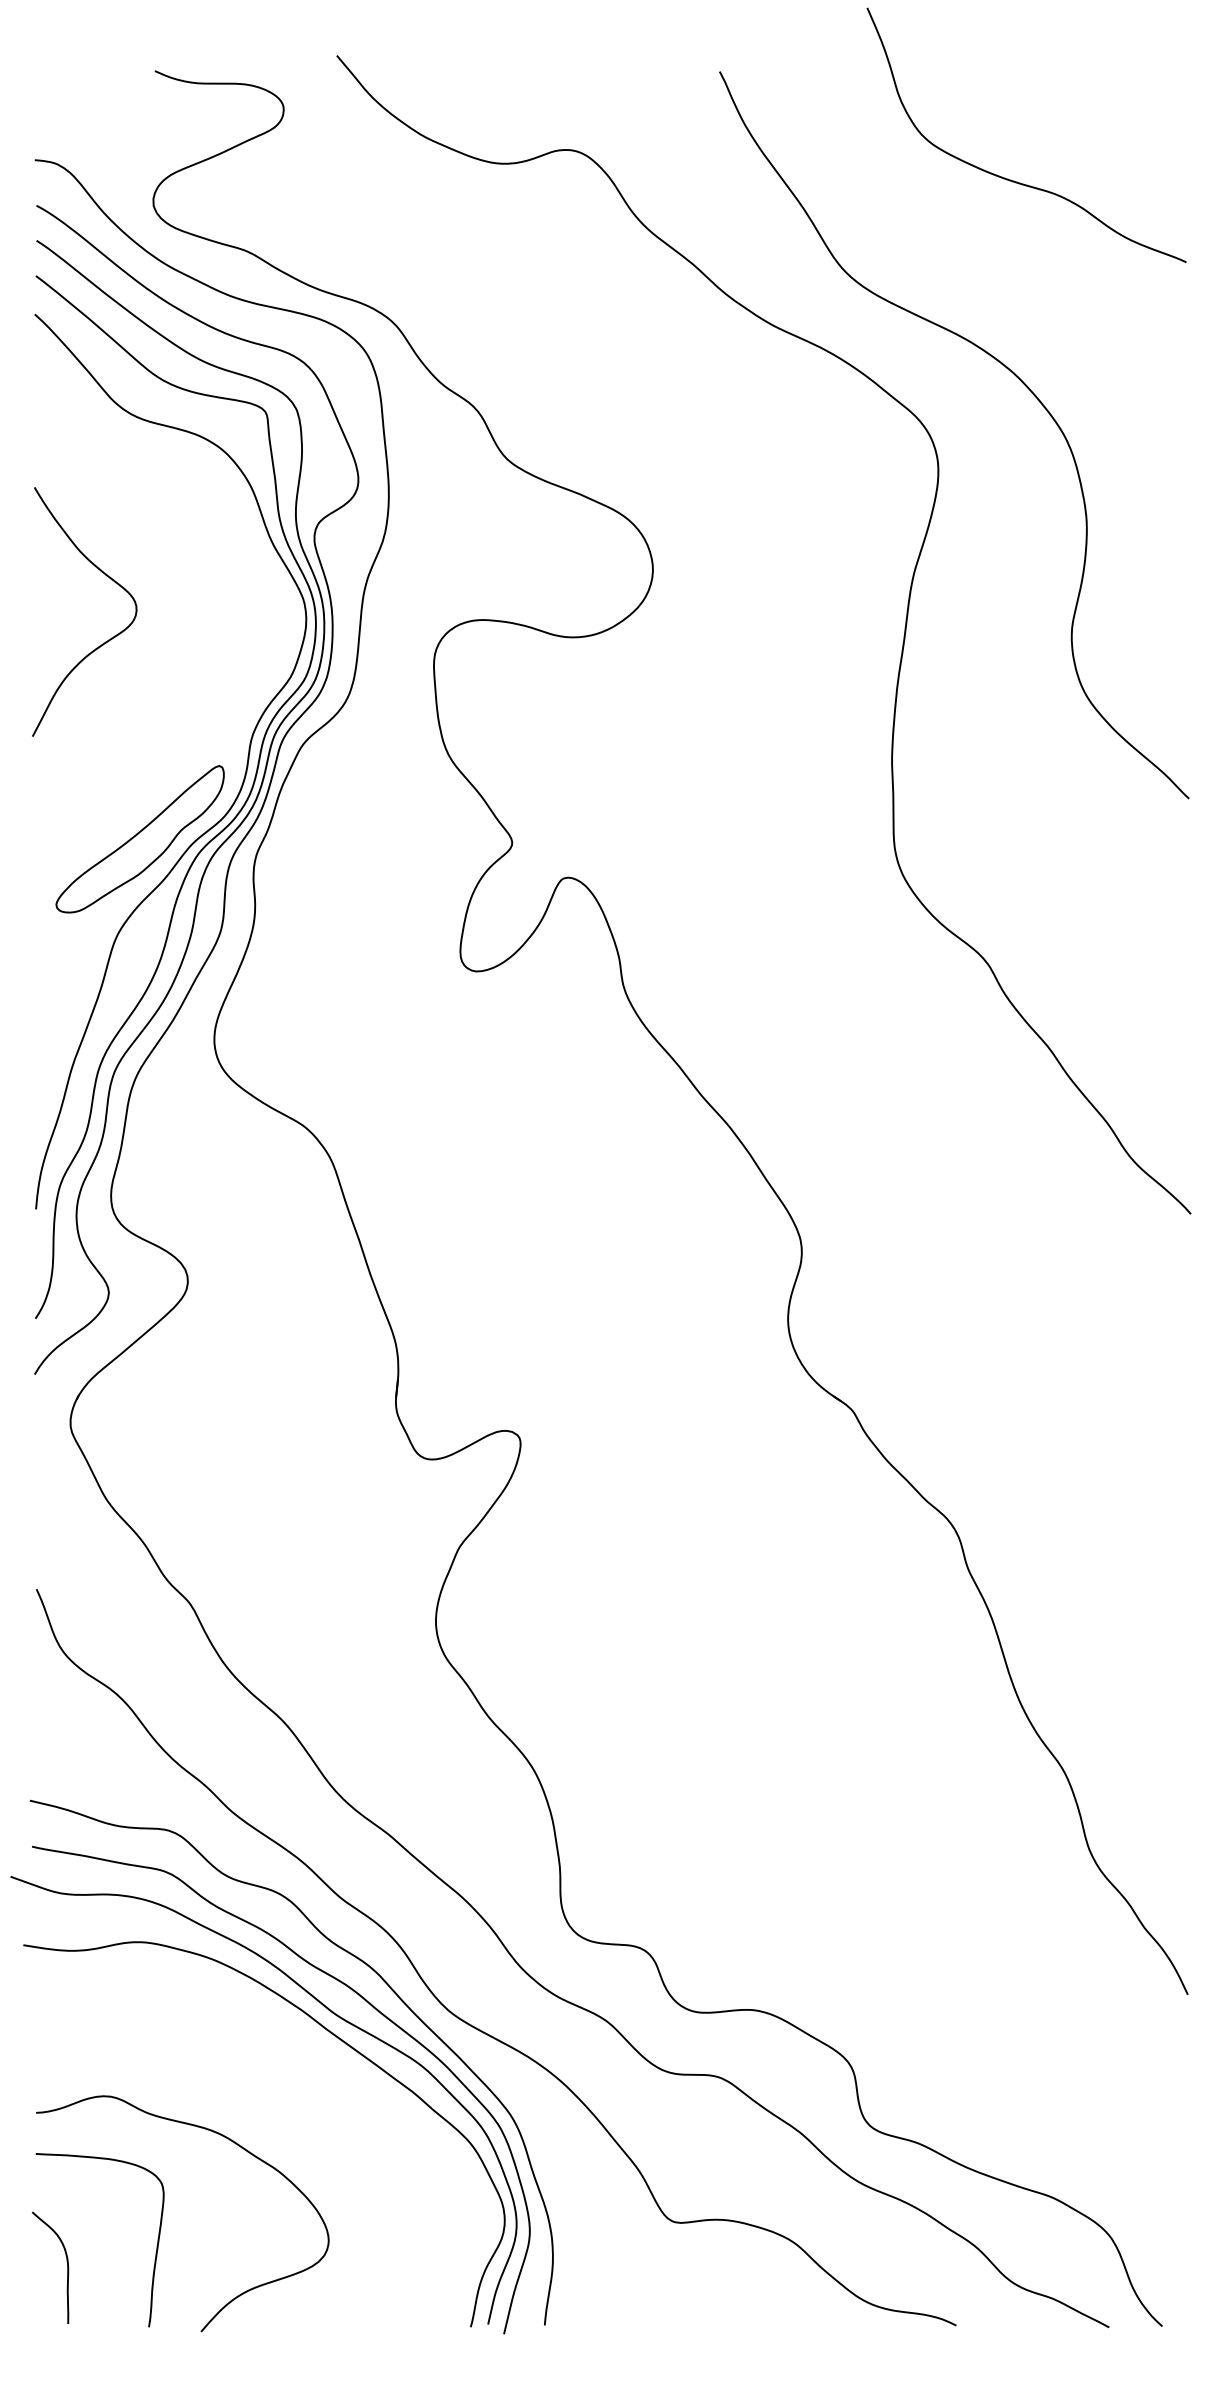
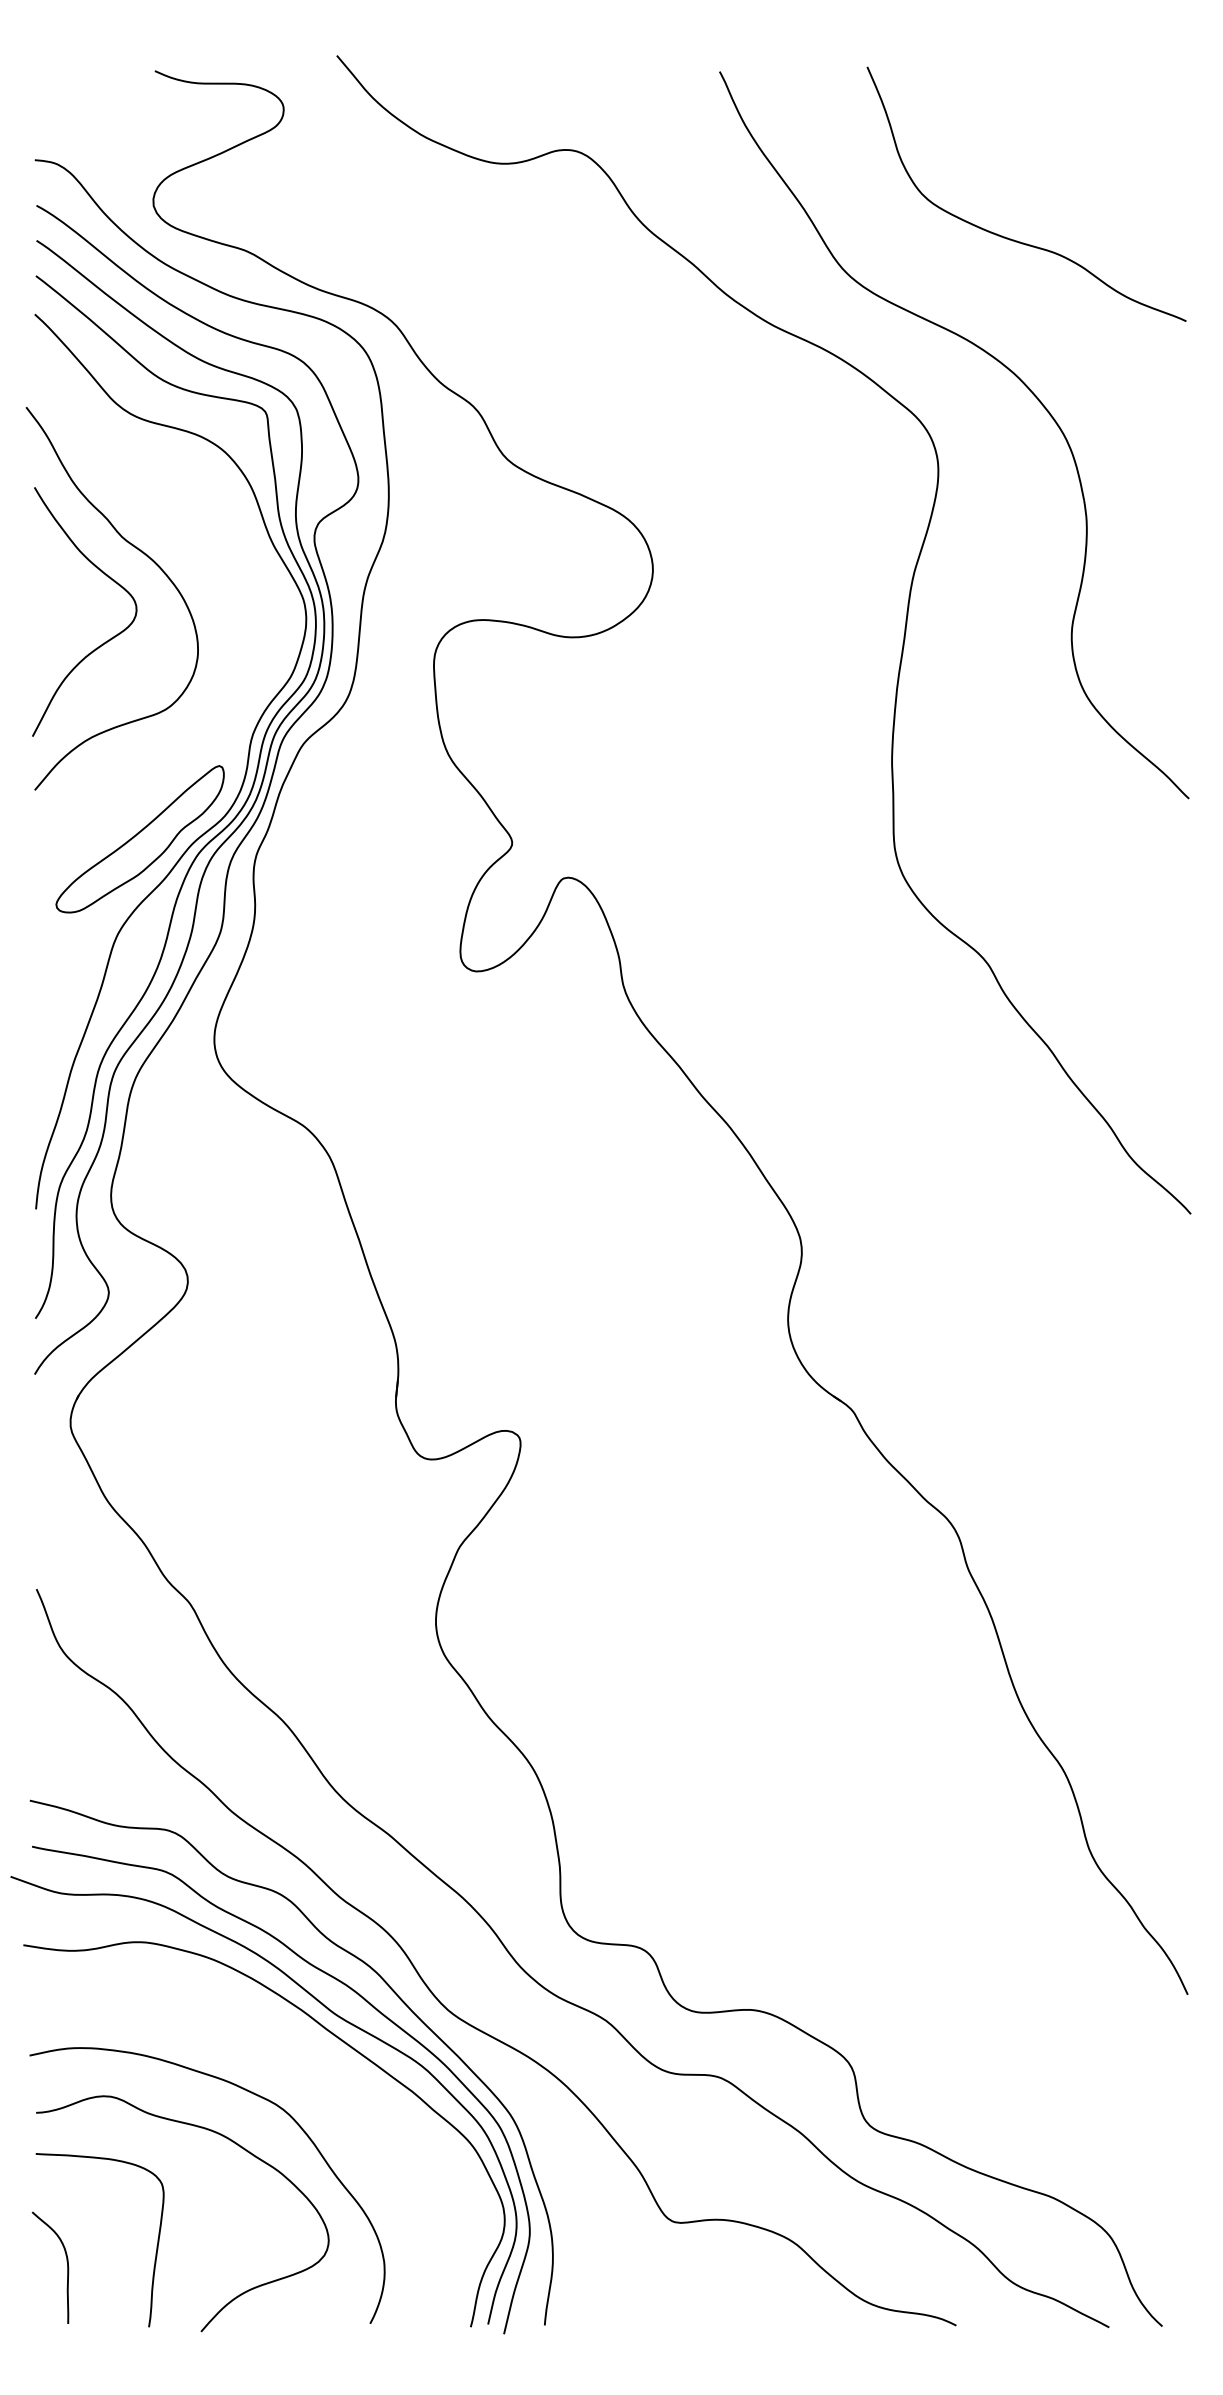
curve position: (1014, 180) -> (1014, 239) (1014, 239)
curve: none -> present (147, 557)
curve: none -> present (246, 2091)
